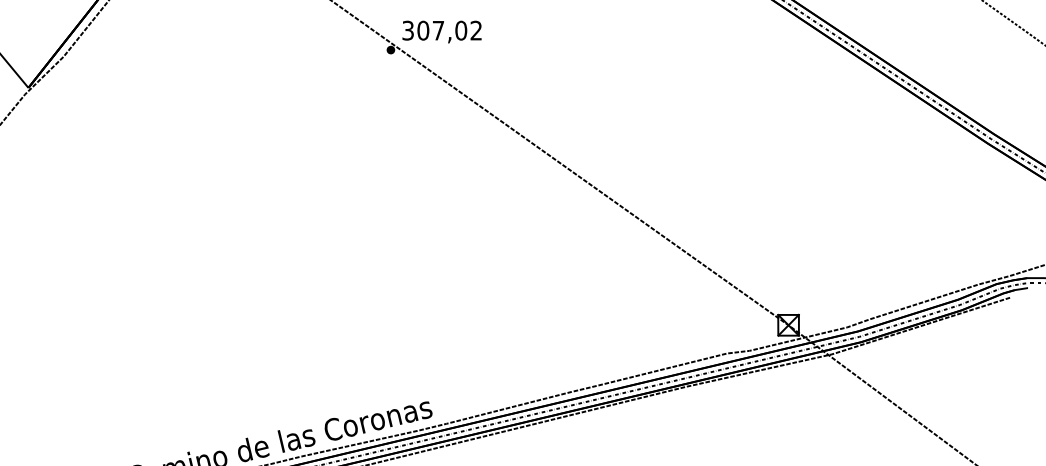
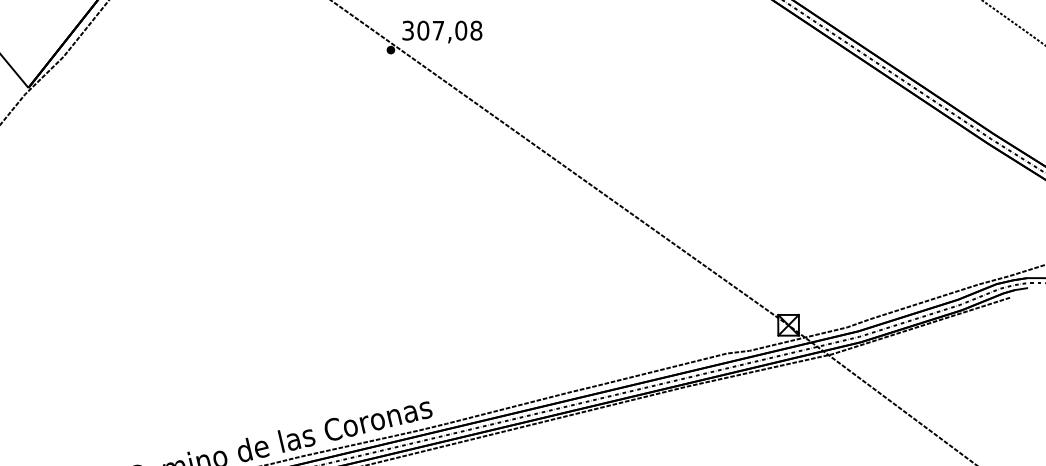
text: 307,02 -> 307,08 (476, 30)
